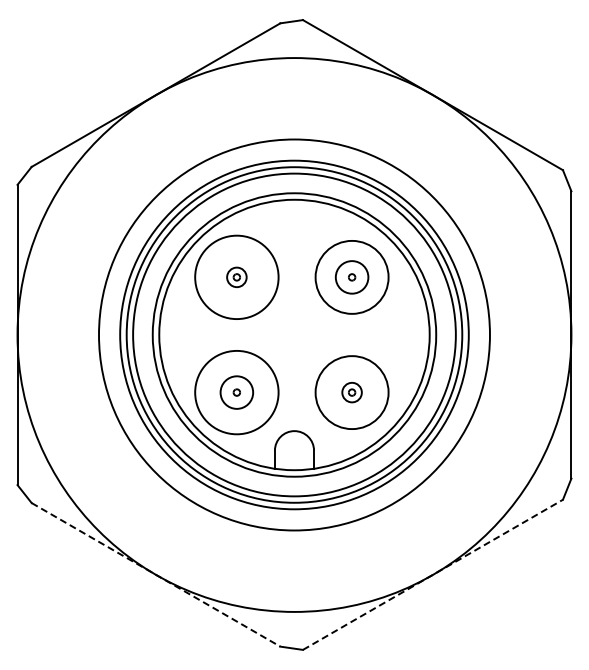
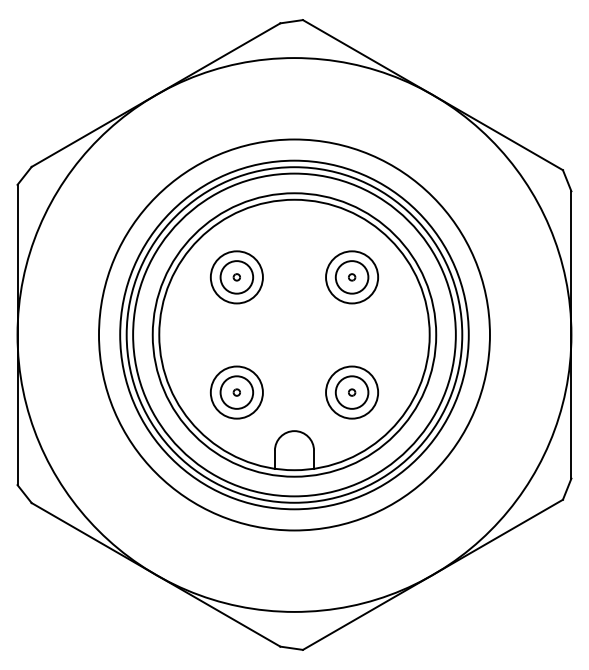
circle diameter: 73 px -> 52 px (352, 277)
circle diameter: 20 px -> 33 px (236, 277)
circle diameter: 83 px -> 52 px (236, 277)
circle diameter: 83 px -> 52 px (236, 392)
circle diameter: 20 px -> 33 px (351, 392)
circle diameter: 73 px -> 52 px (352, 392)
line: dashed -> solid (156, 574)
line: dashed -> solid (433, 574)
